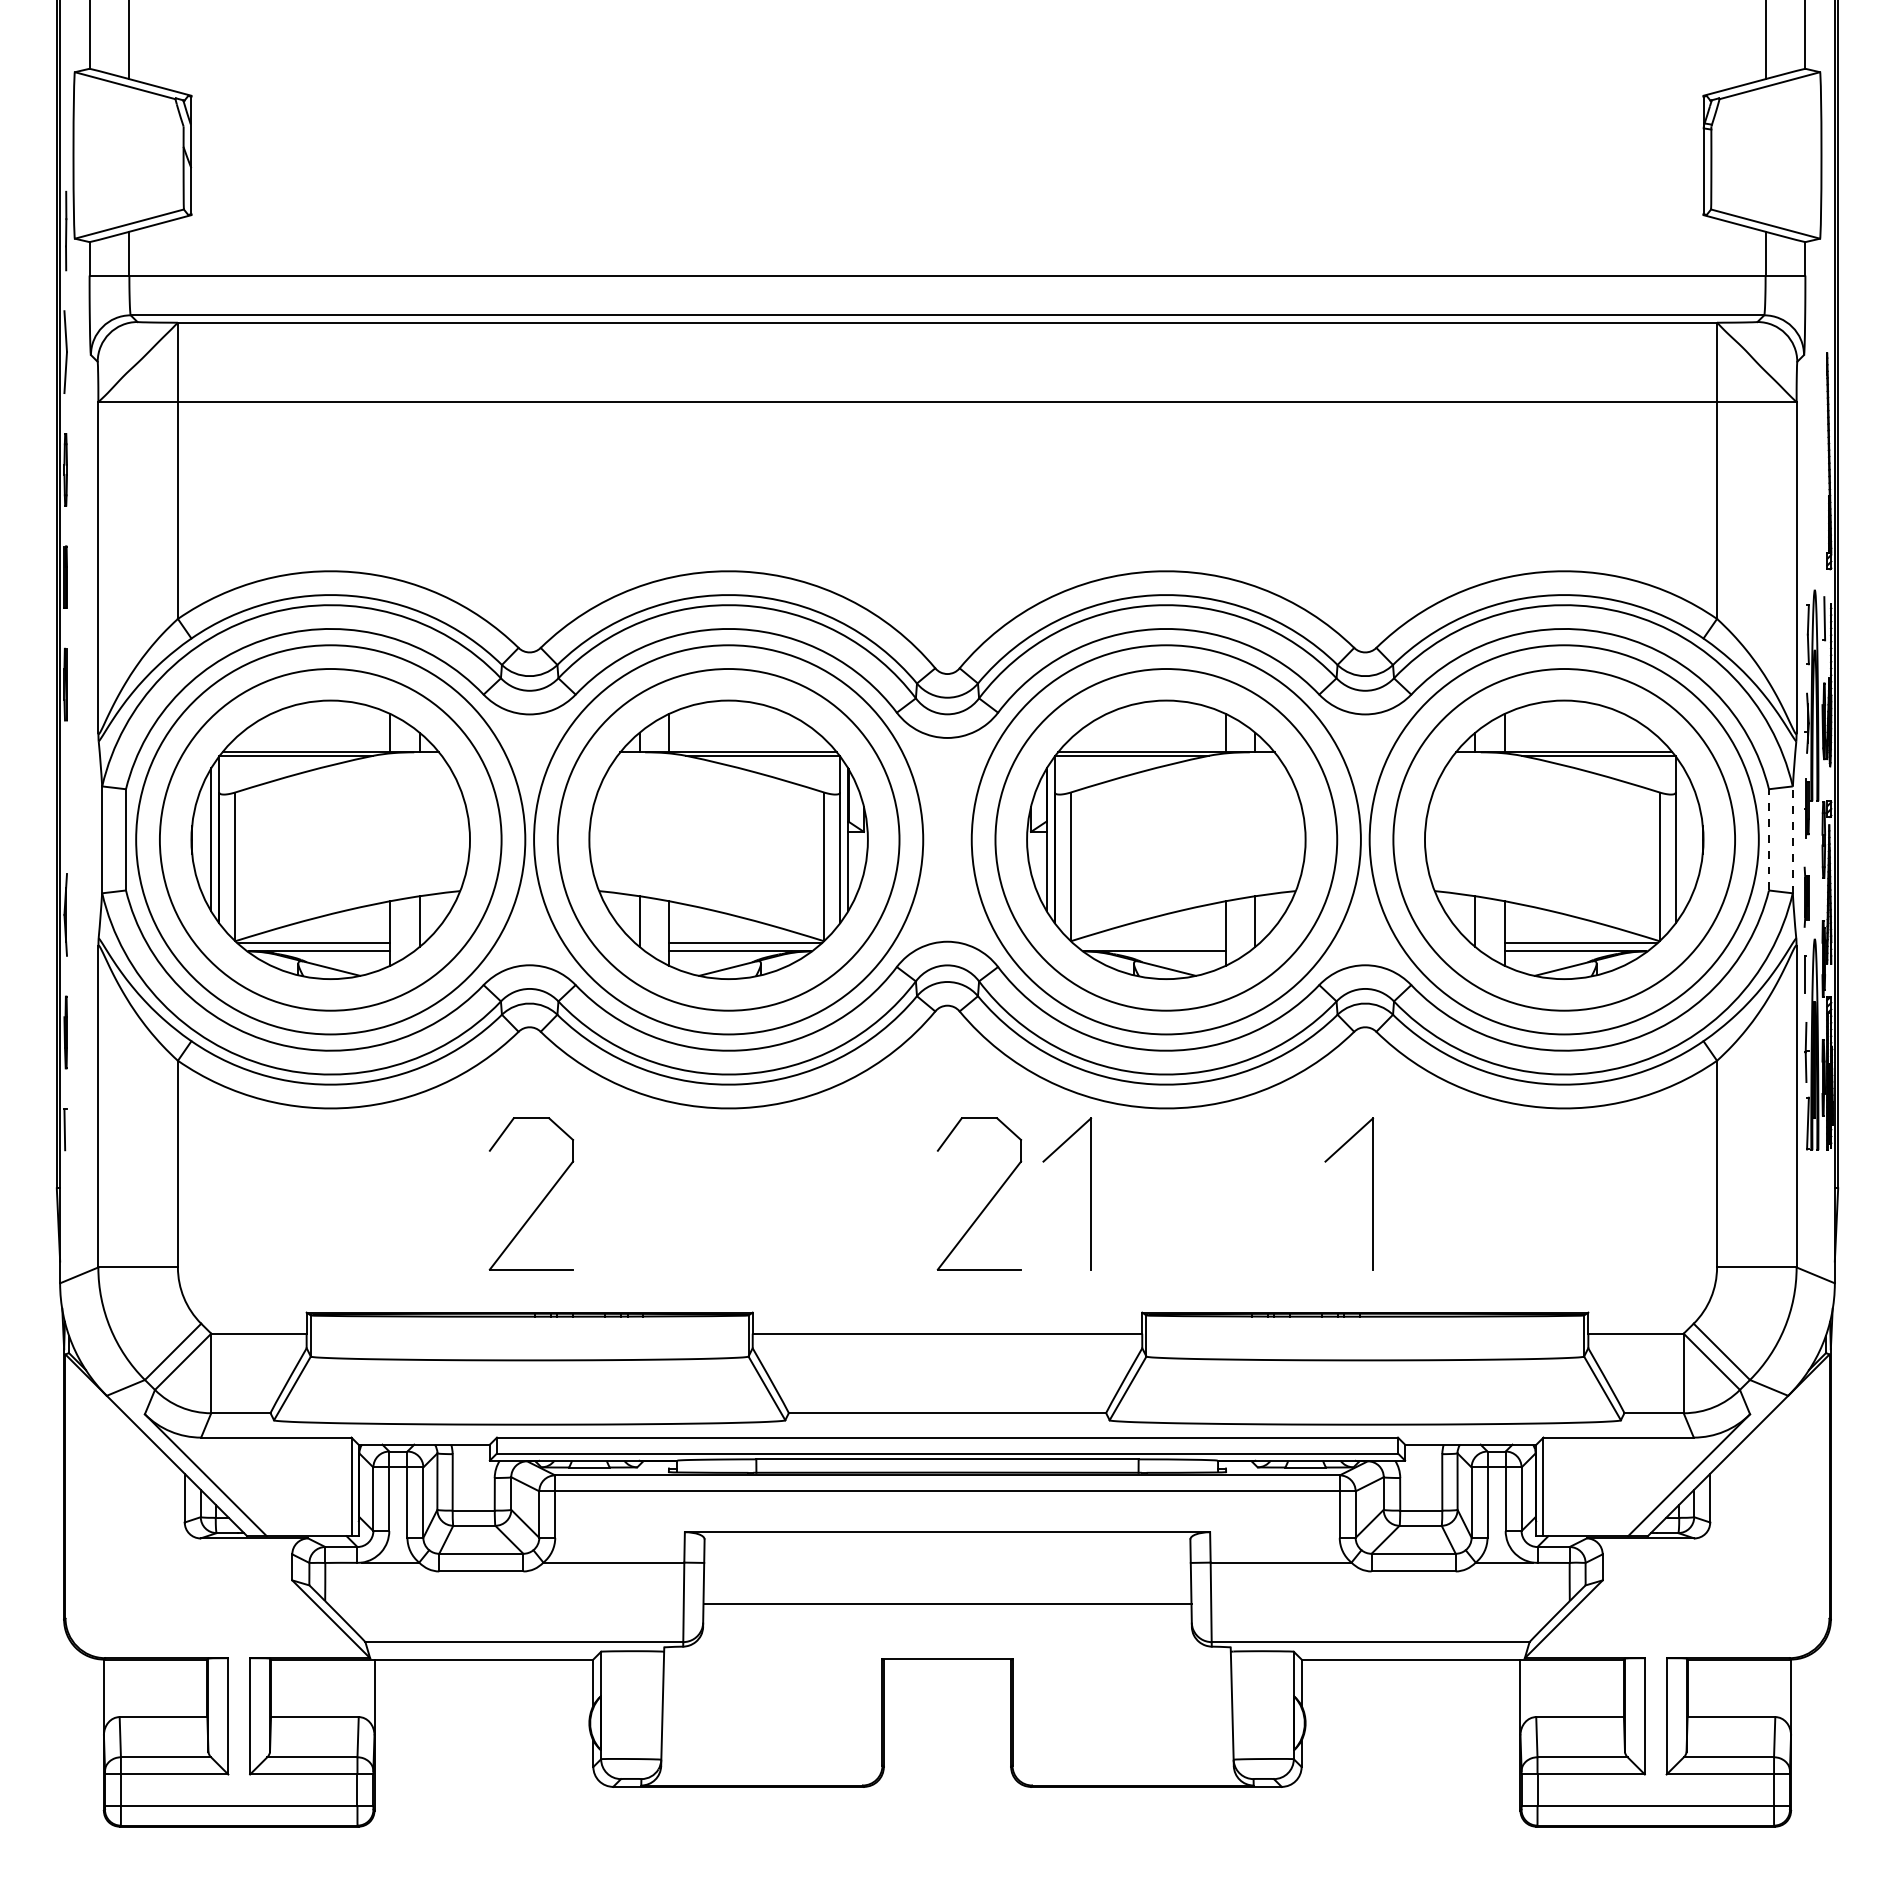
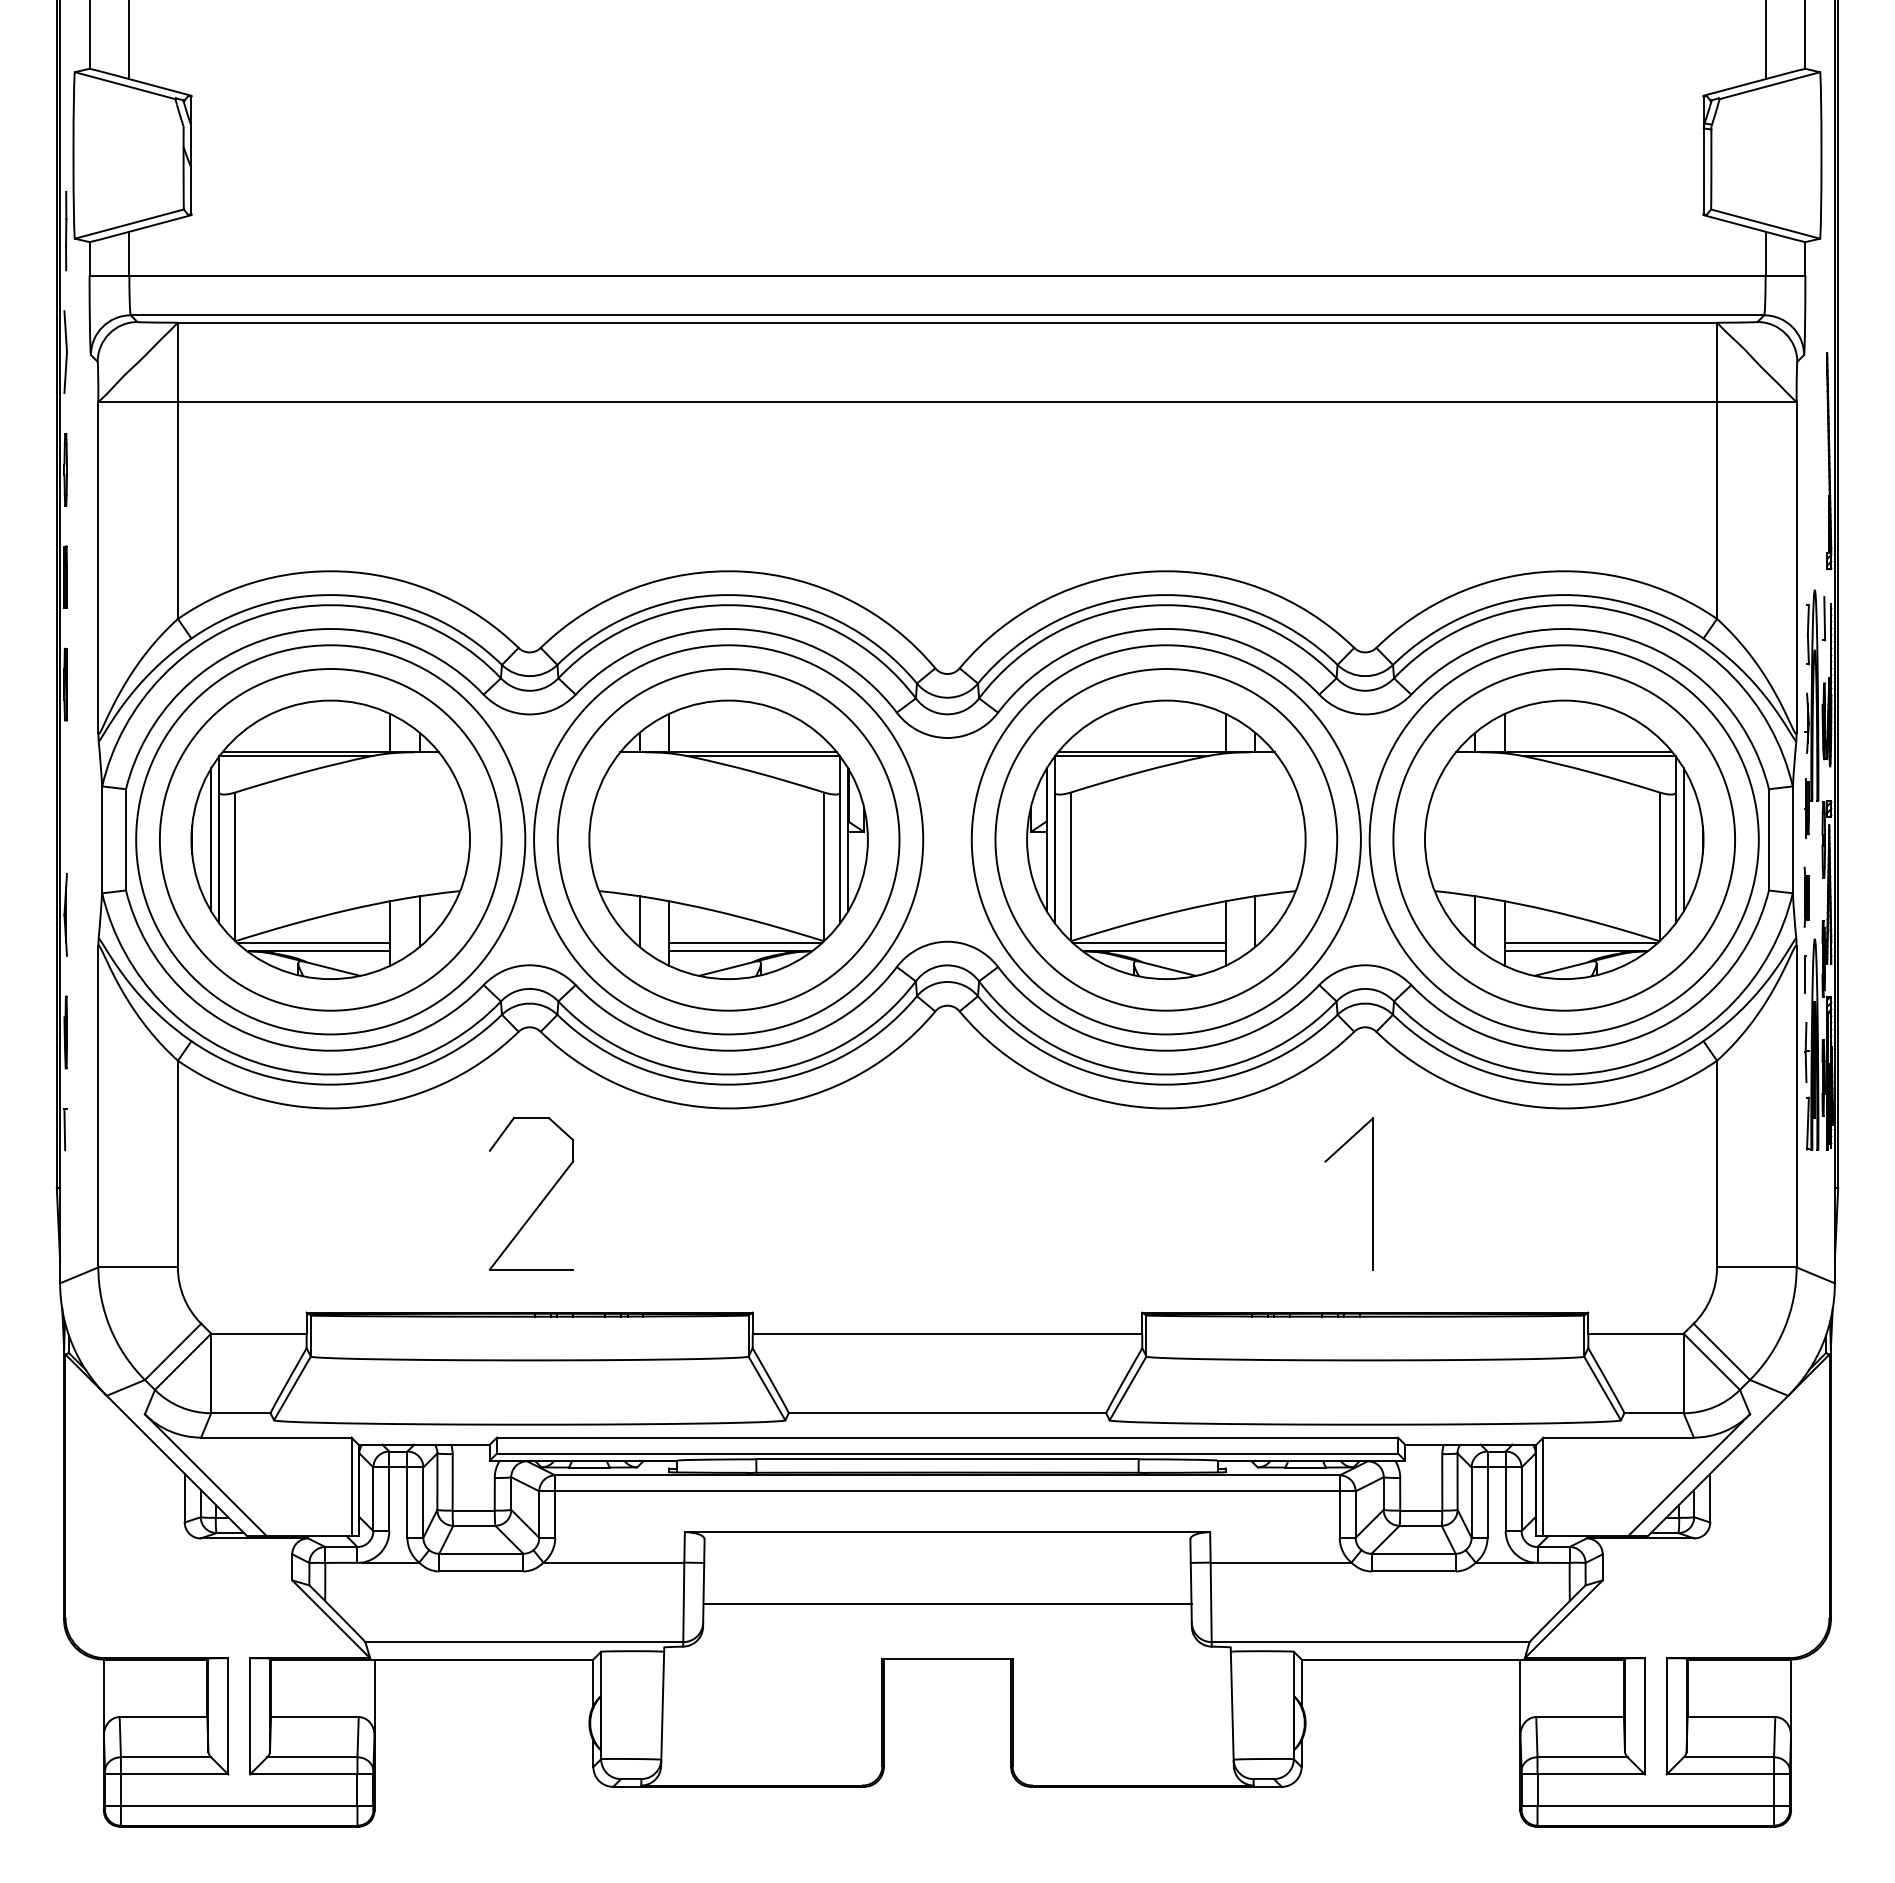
line: none -> present (1683, 839)
line: dashed -> solid (1769, 839)
line: dashed -> solid (1792, 839)
line: none -> present (1149, 943)
part: present -> none (1090, 1193)
part: present -> none (989, 1200)
